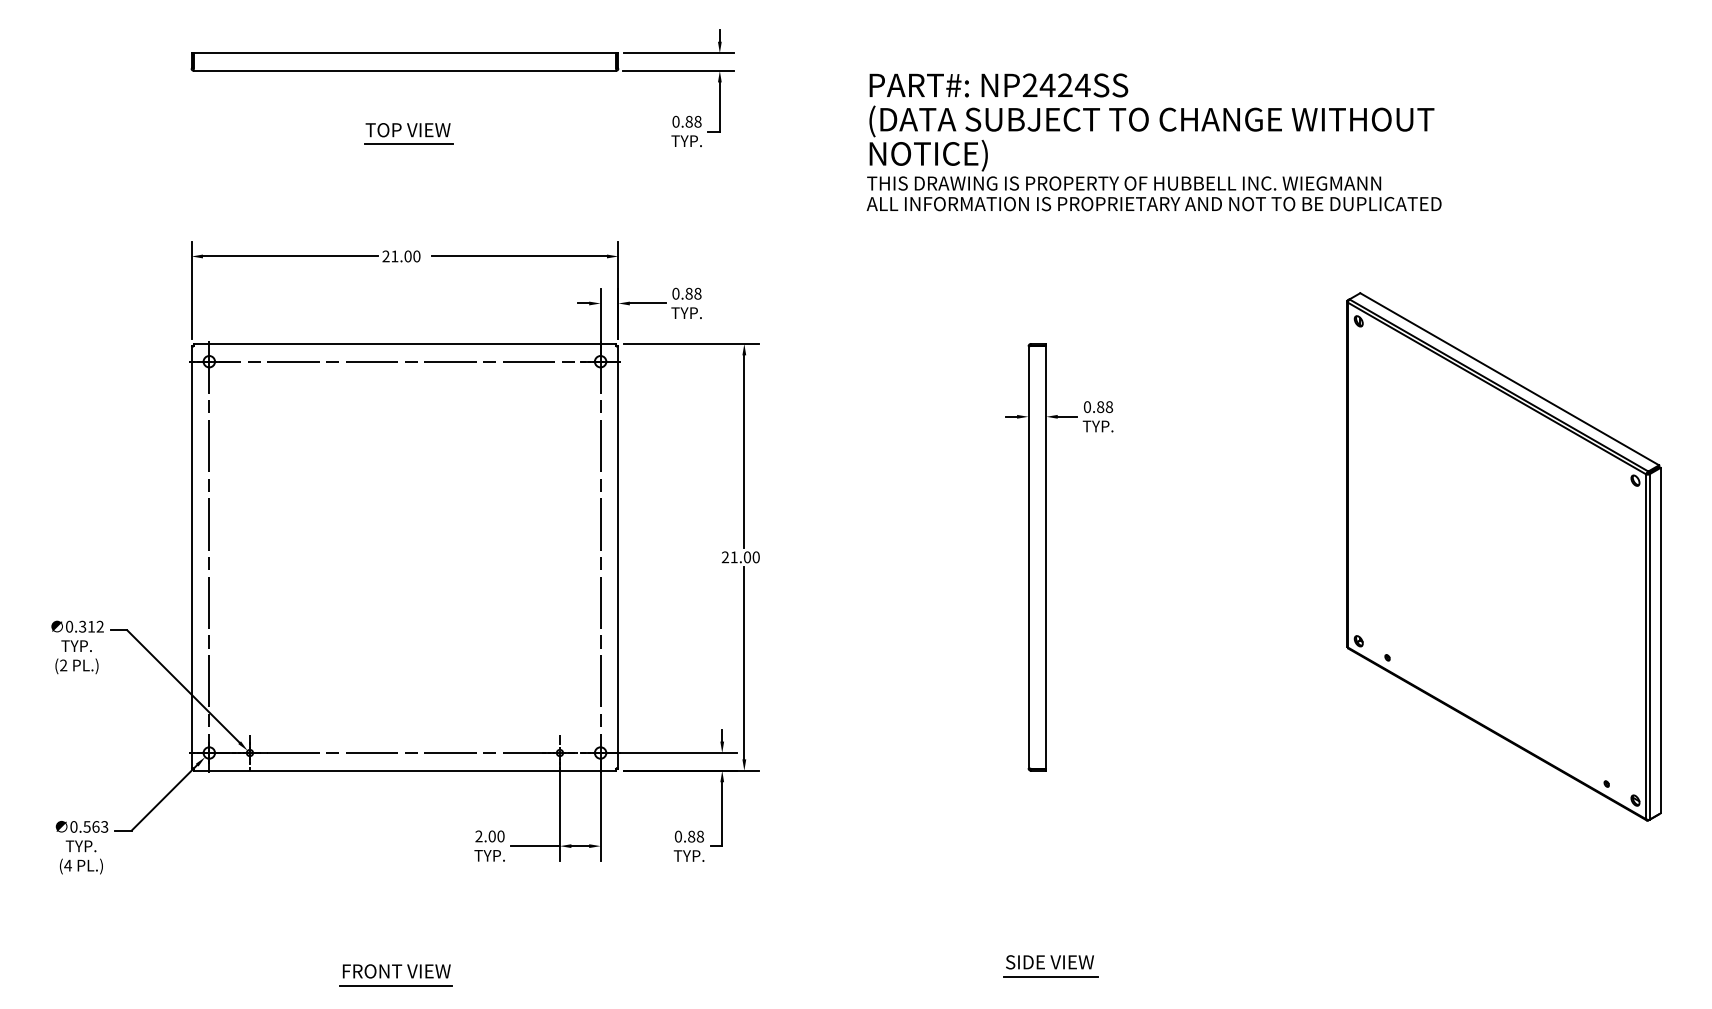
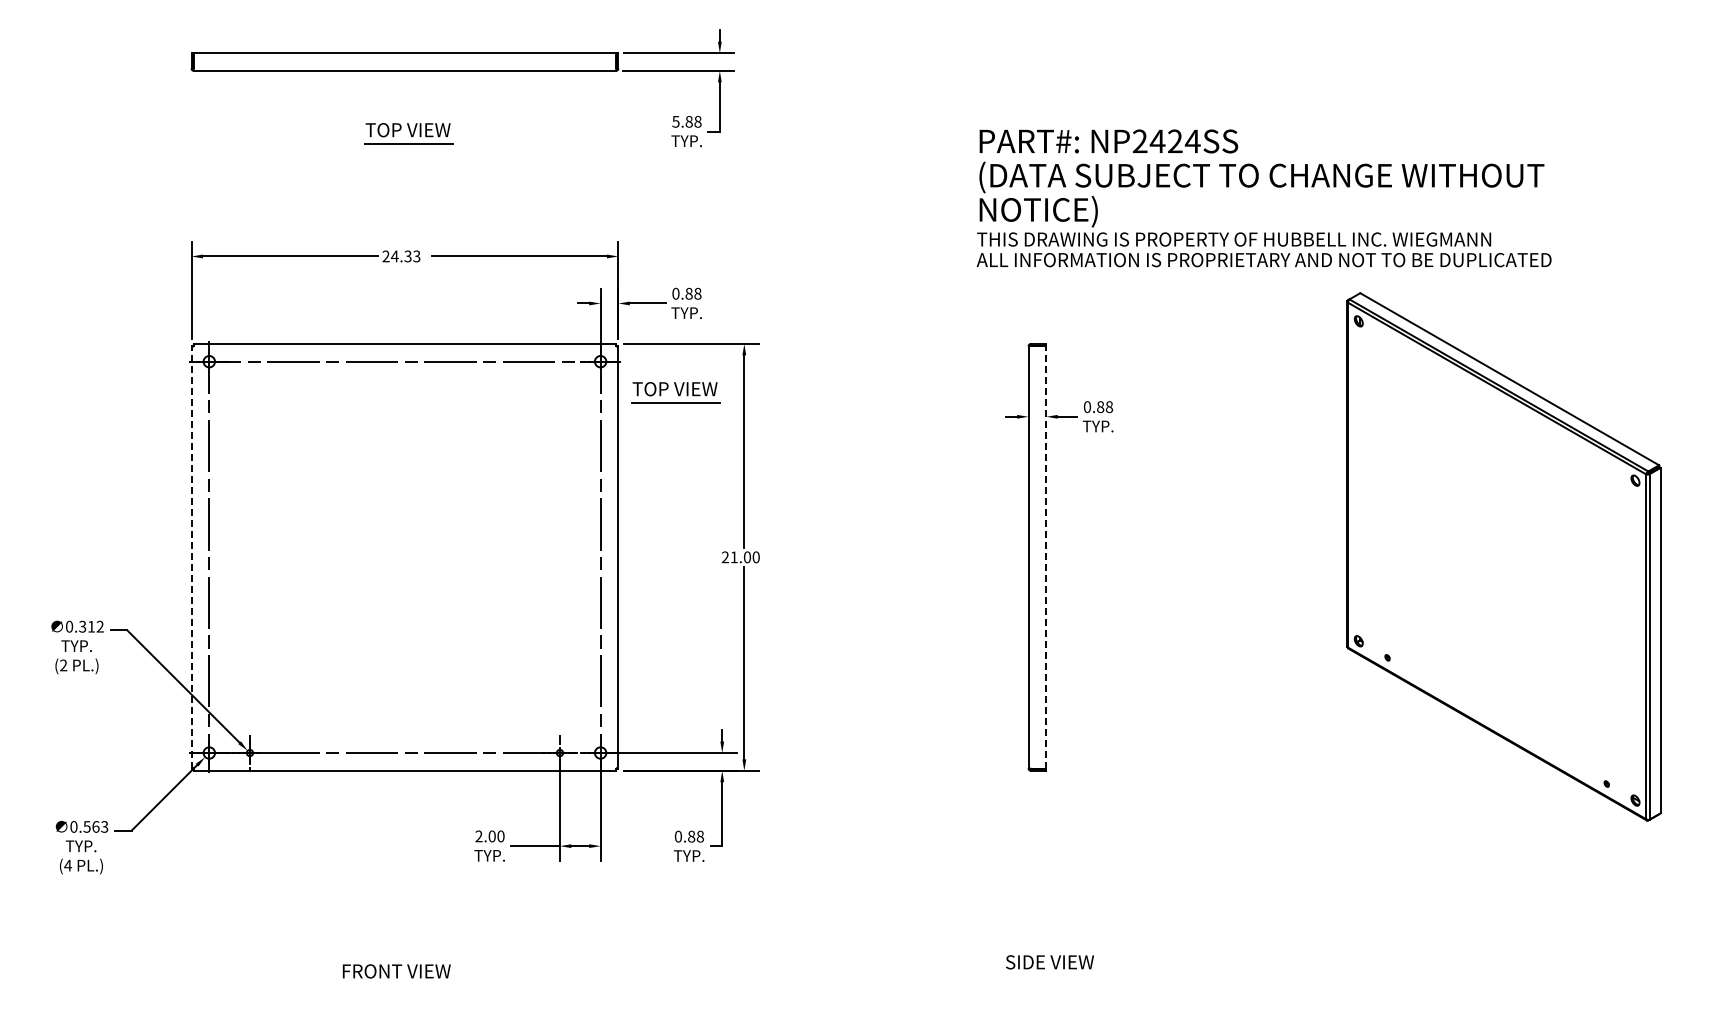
text: 0.88 -> 5.88 (675, 121)
text position: (1153, 142) -> (1263, 198) (1263, 198)
text: 21.00 -> 24.33 (405, 256)
part: none -> present (675, 392)
line: solid -> dashed (191, 556)
line: solid -> dashed (1046, 556)
line: present -> none (1051, 976)
line: present -> none (395, 985)
